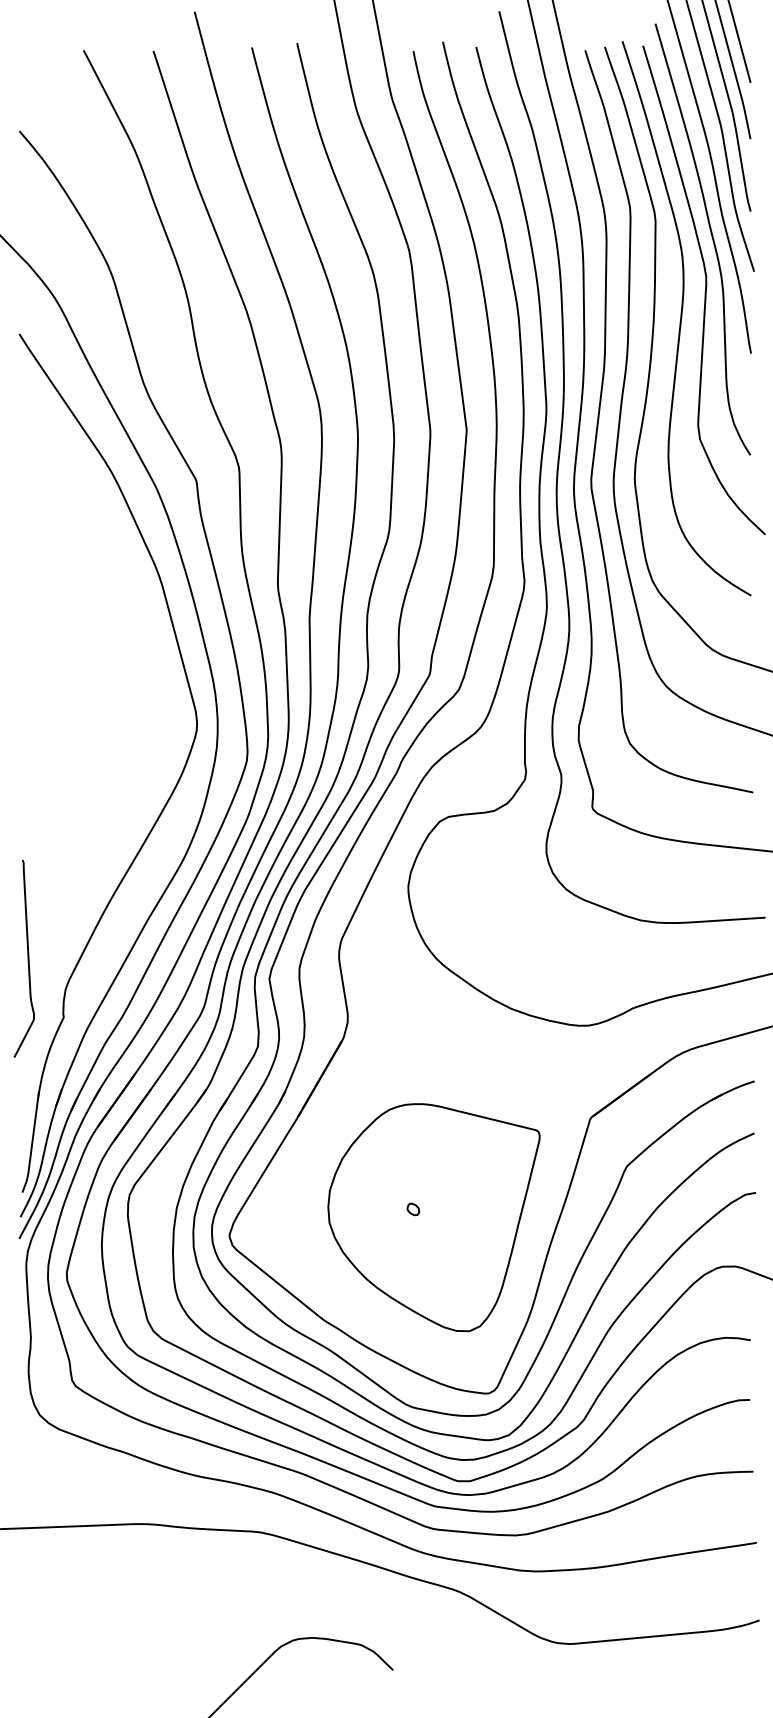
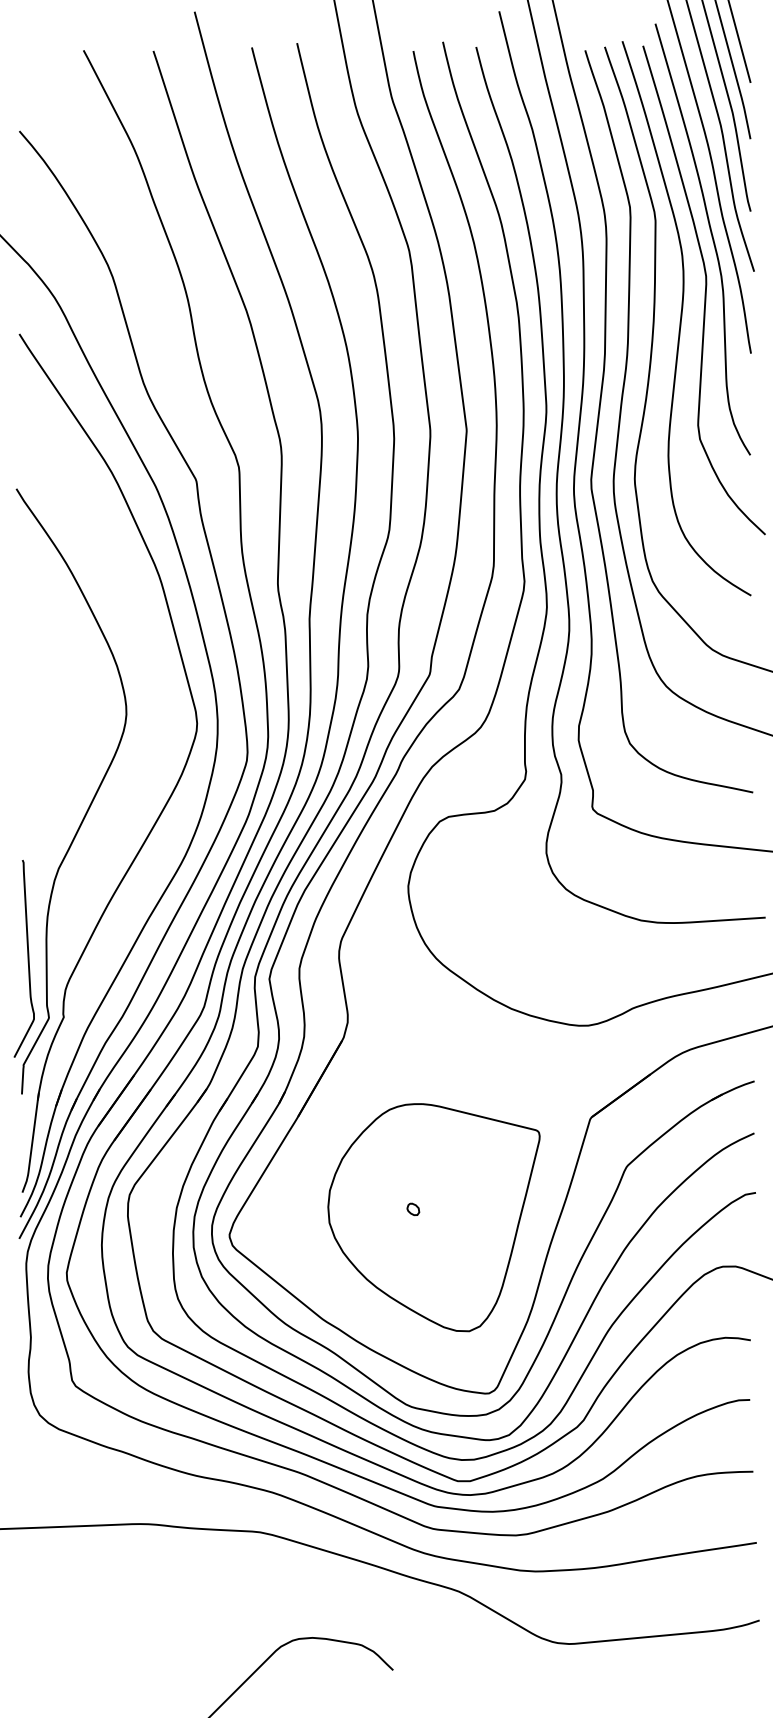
curve: none -> present (91, 800)
